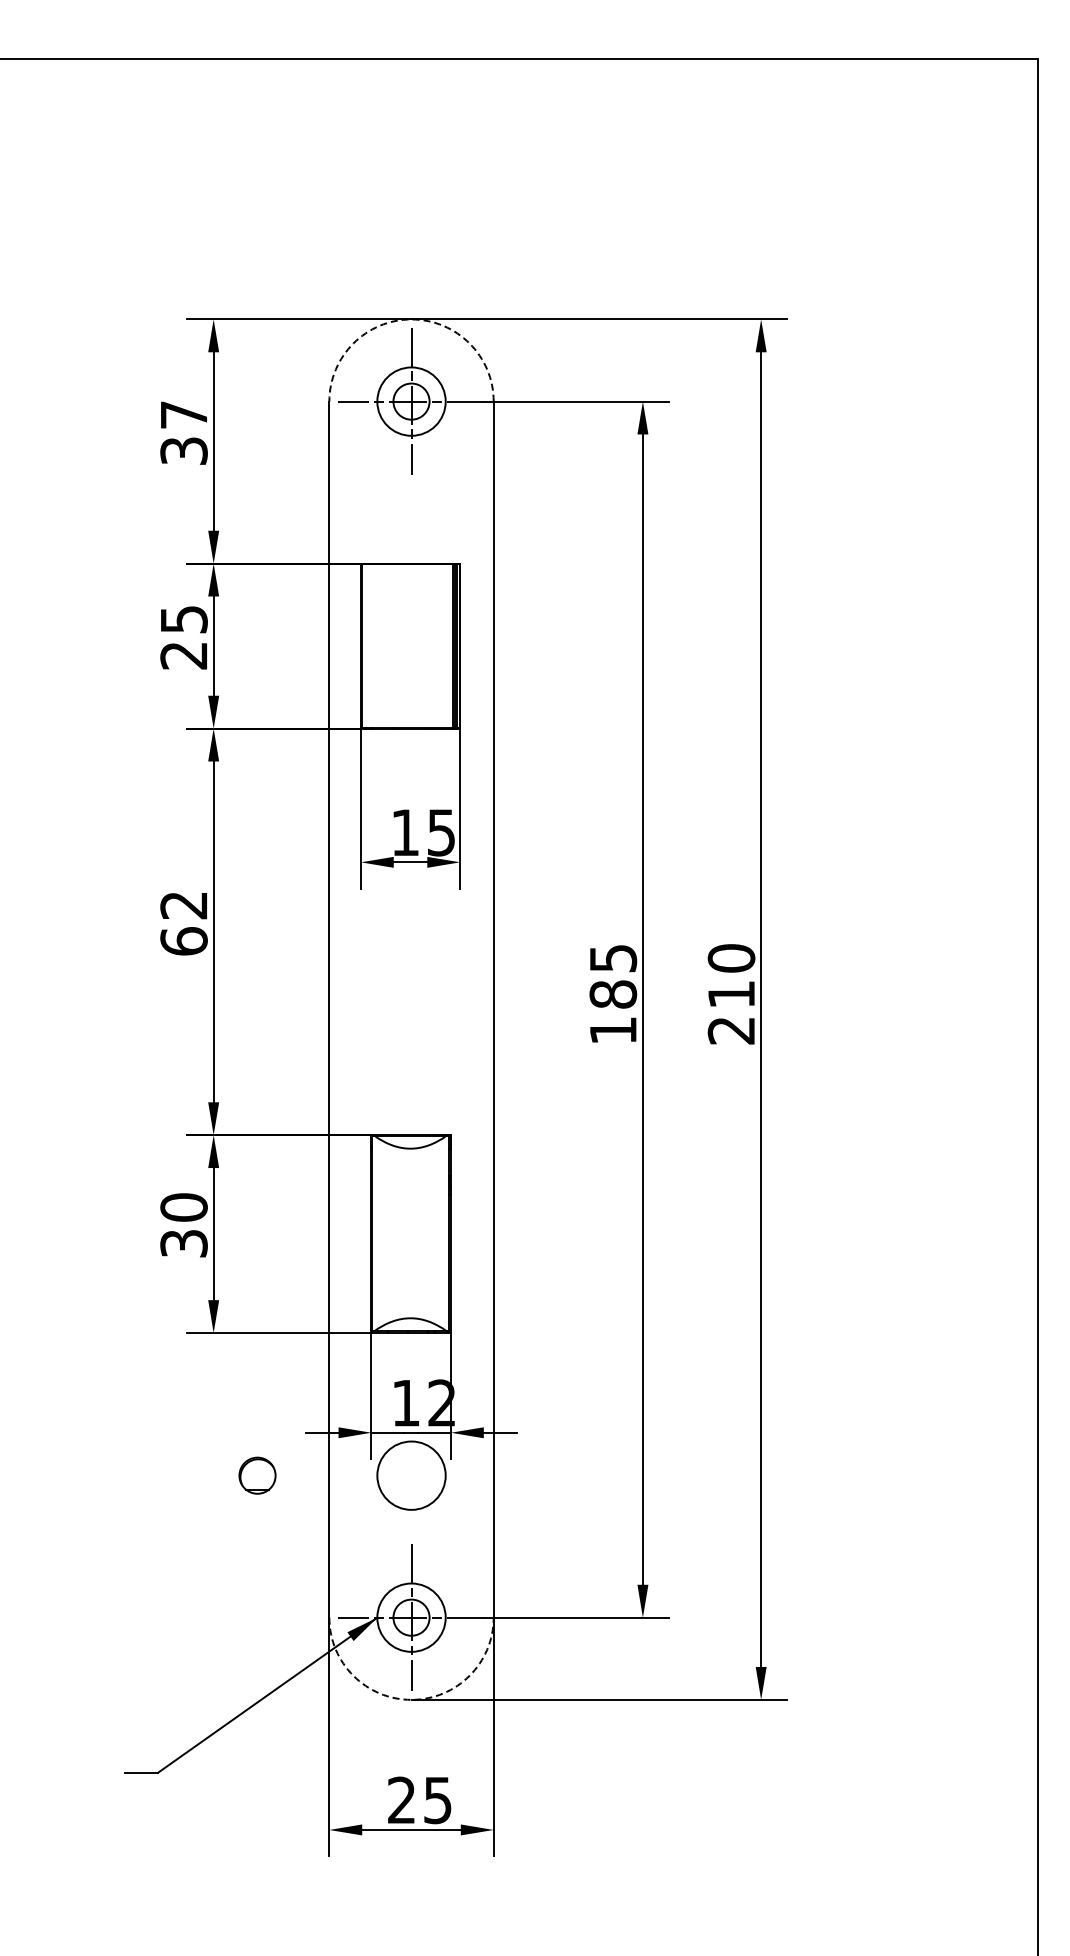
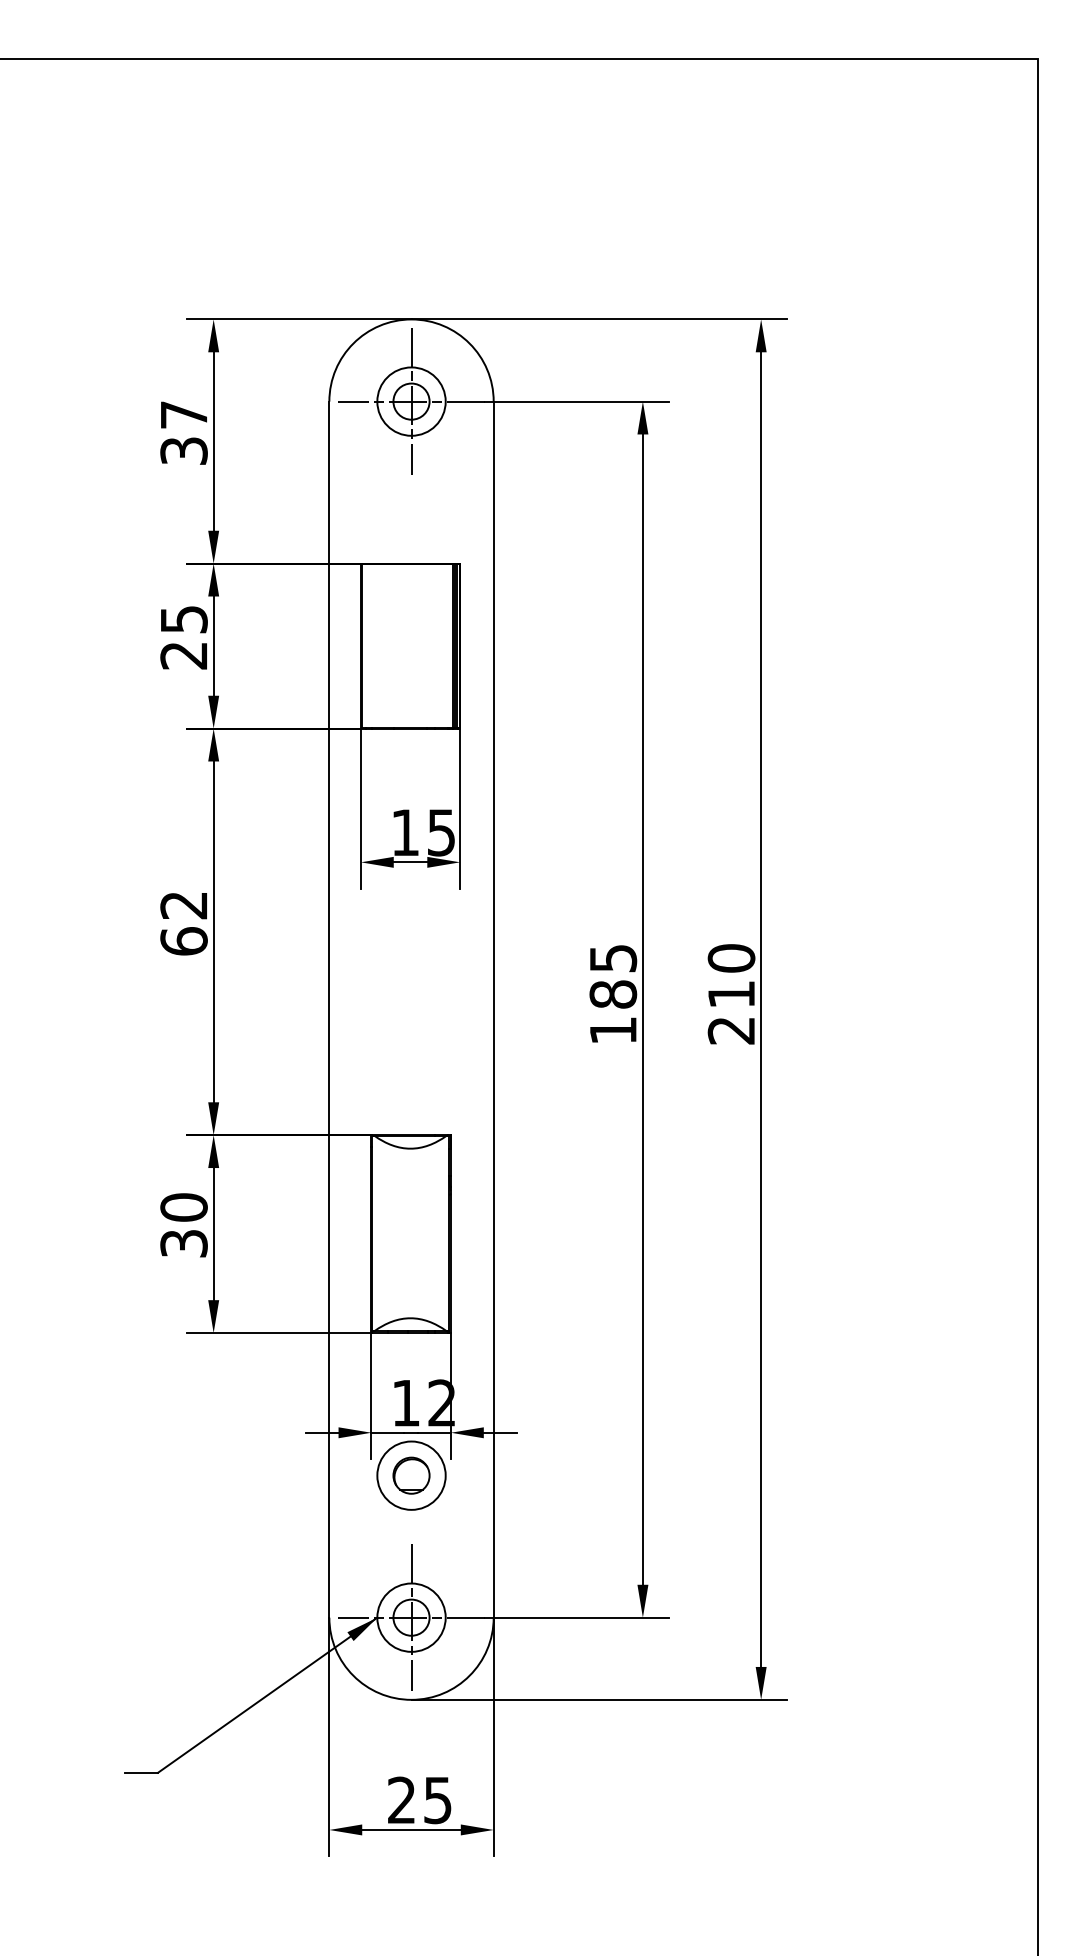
arc: dashed -> solid (411, 319)
part position: (257, 1475) -> (411, 1475) (411, 1475)
arc: dashed -> solid (411, 1699)
